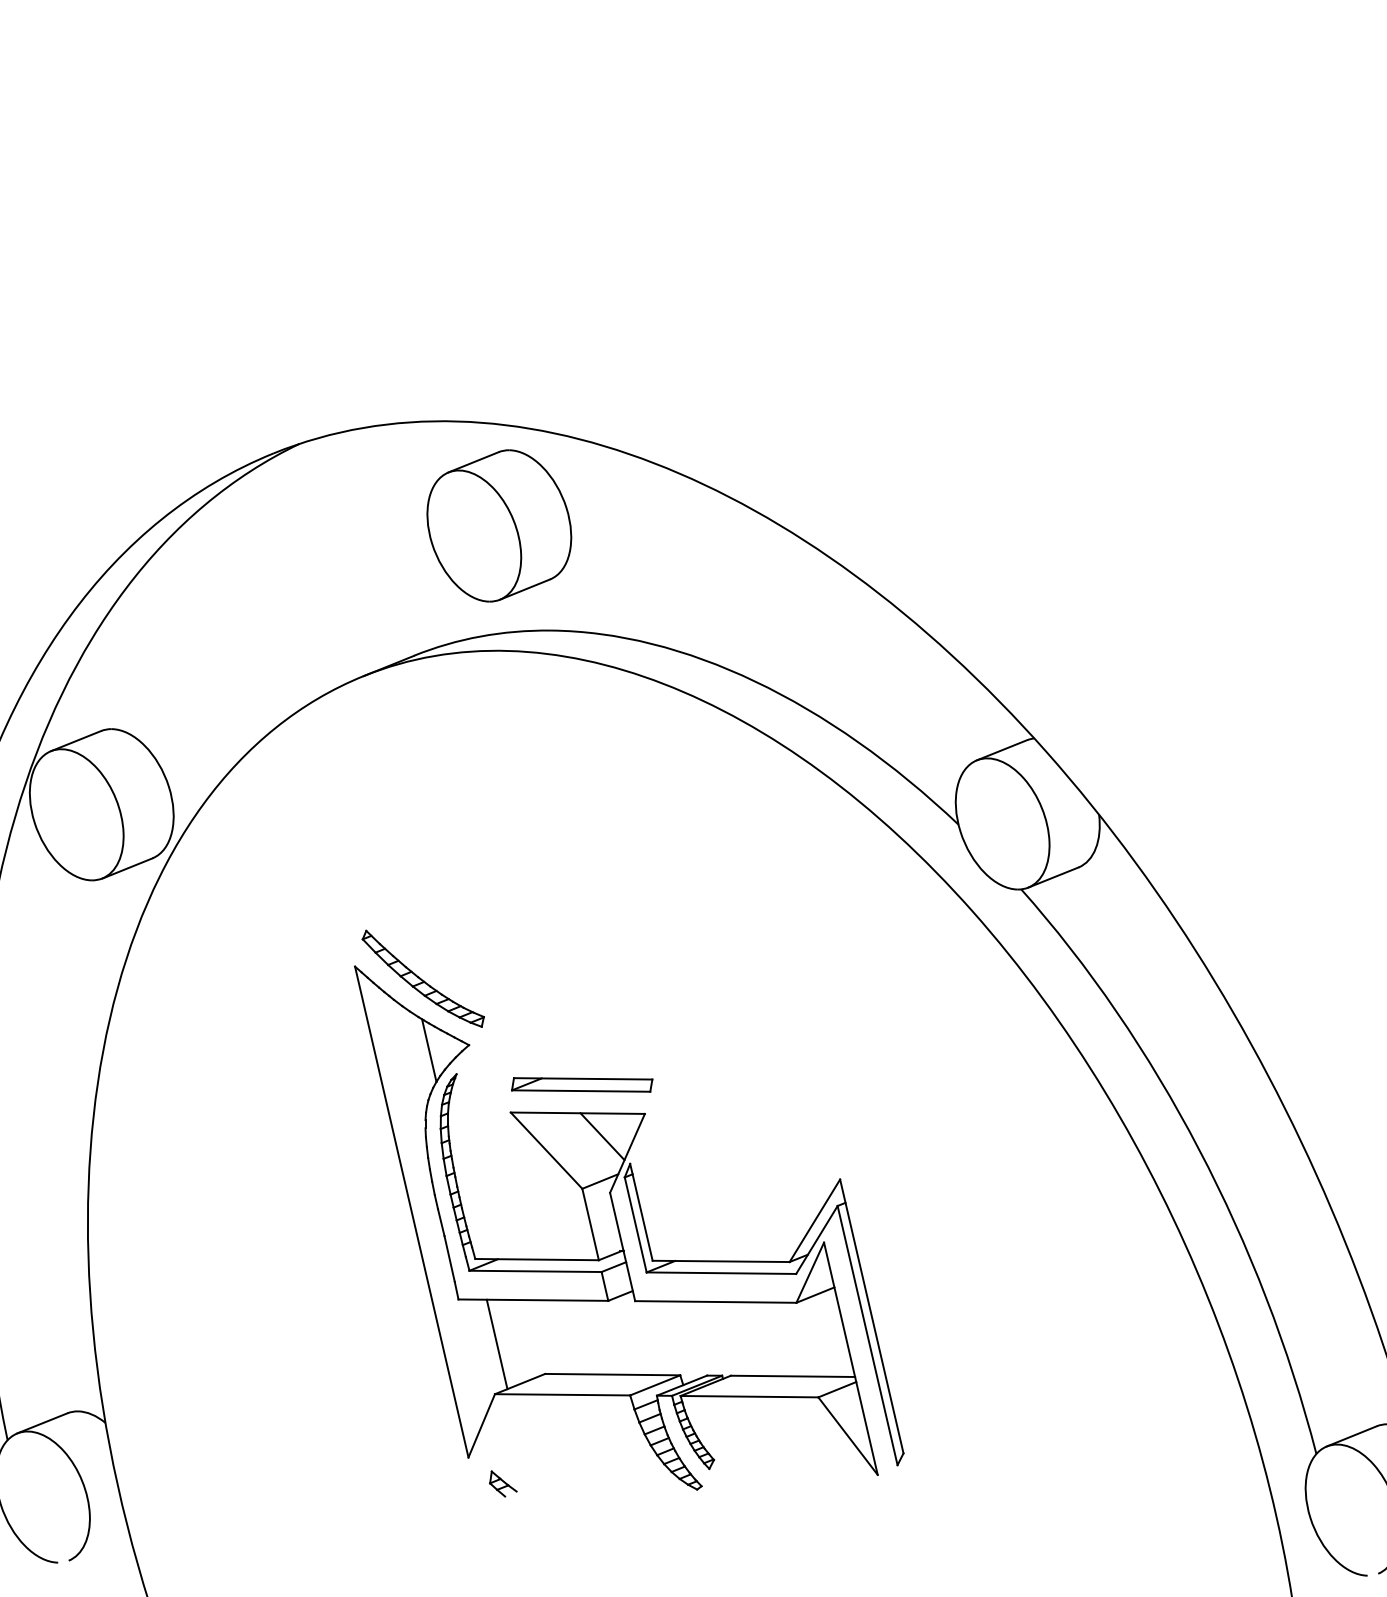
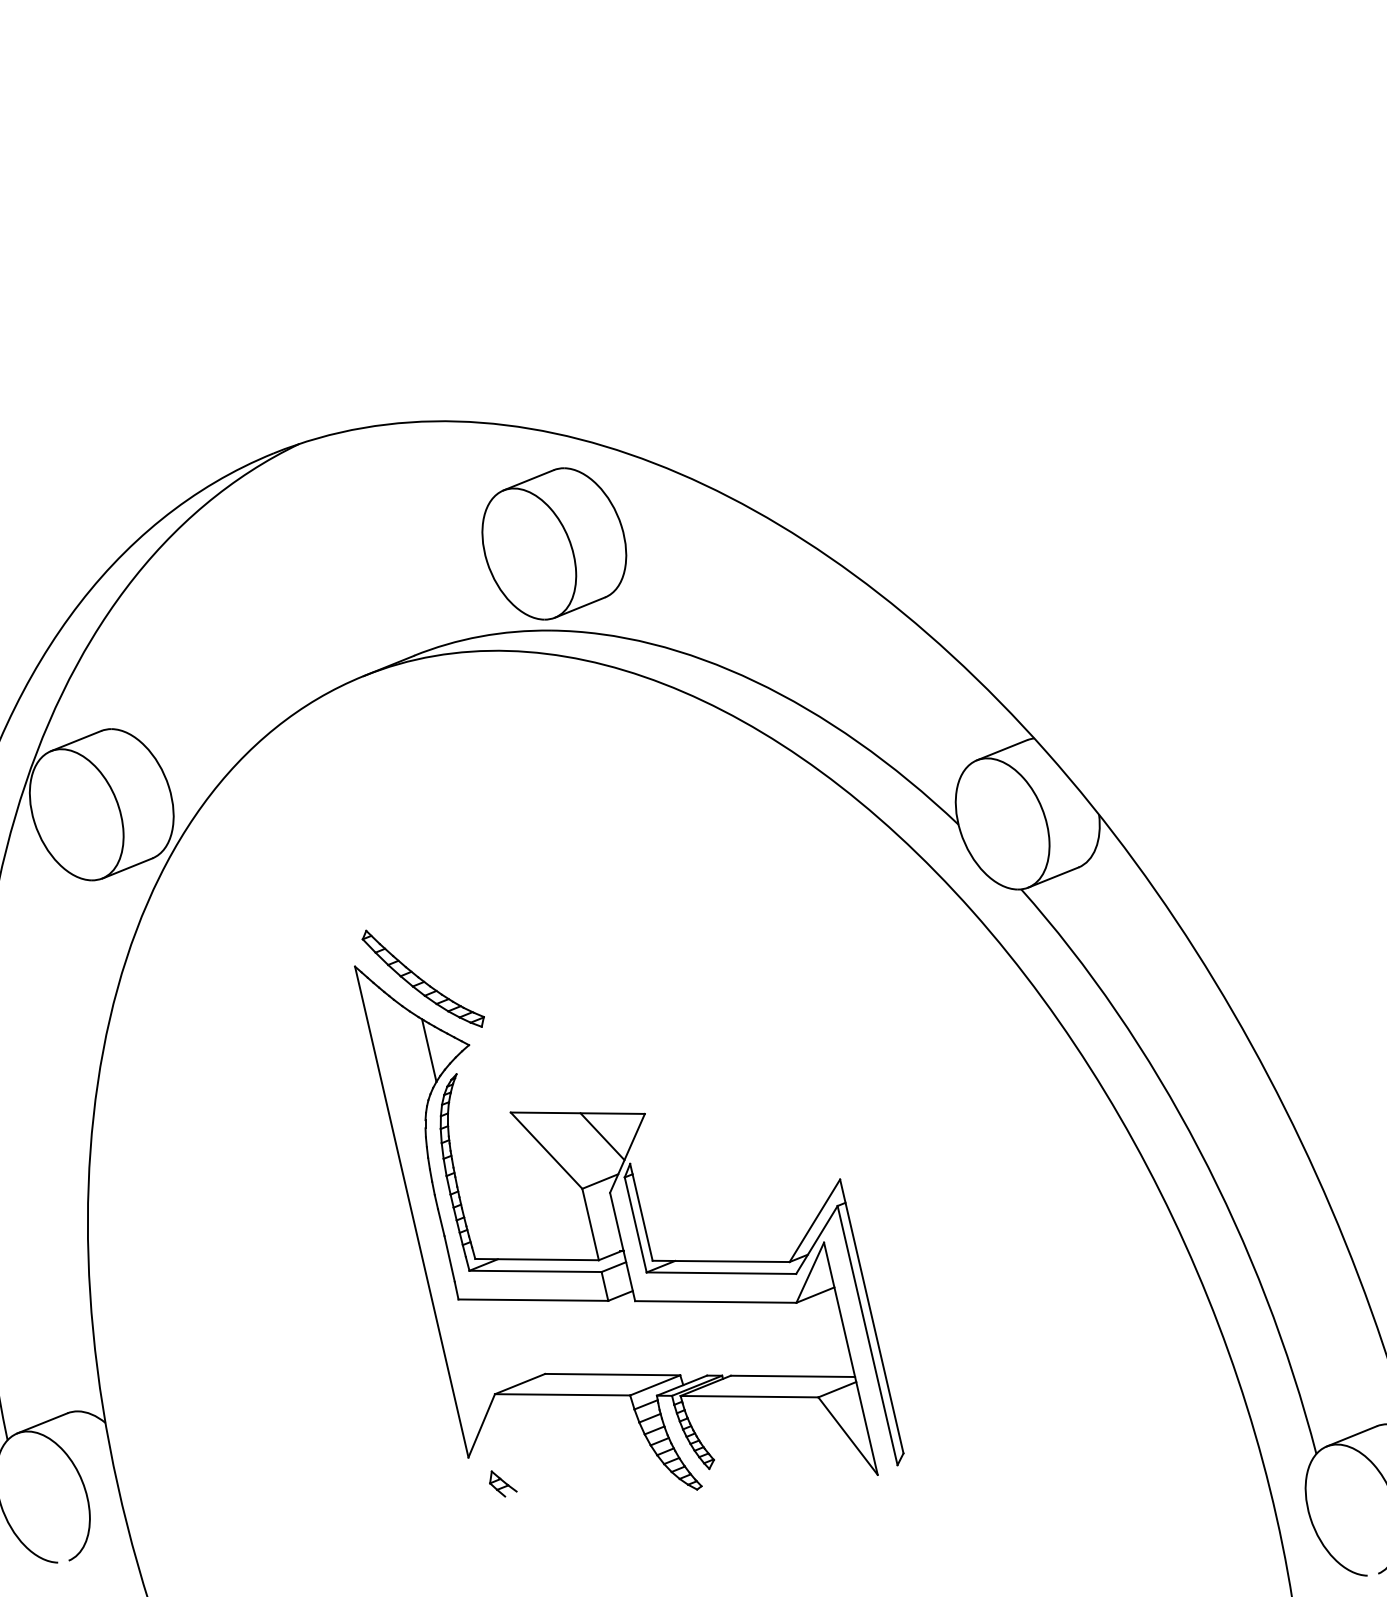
part position: (499, 525) -> (554, 543) (554, 543)
part: present -> none (582, 1084)
line: present -> none (496, 1344)
